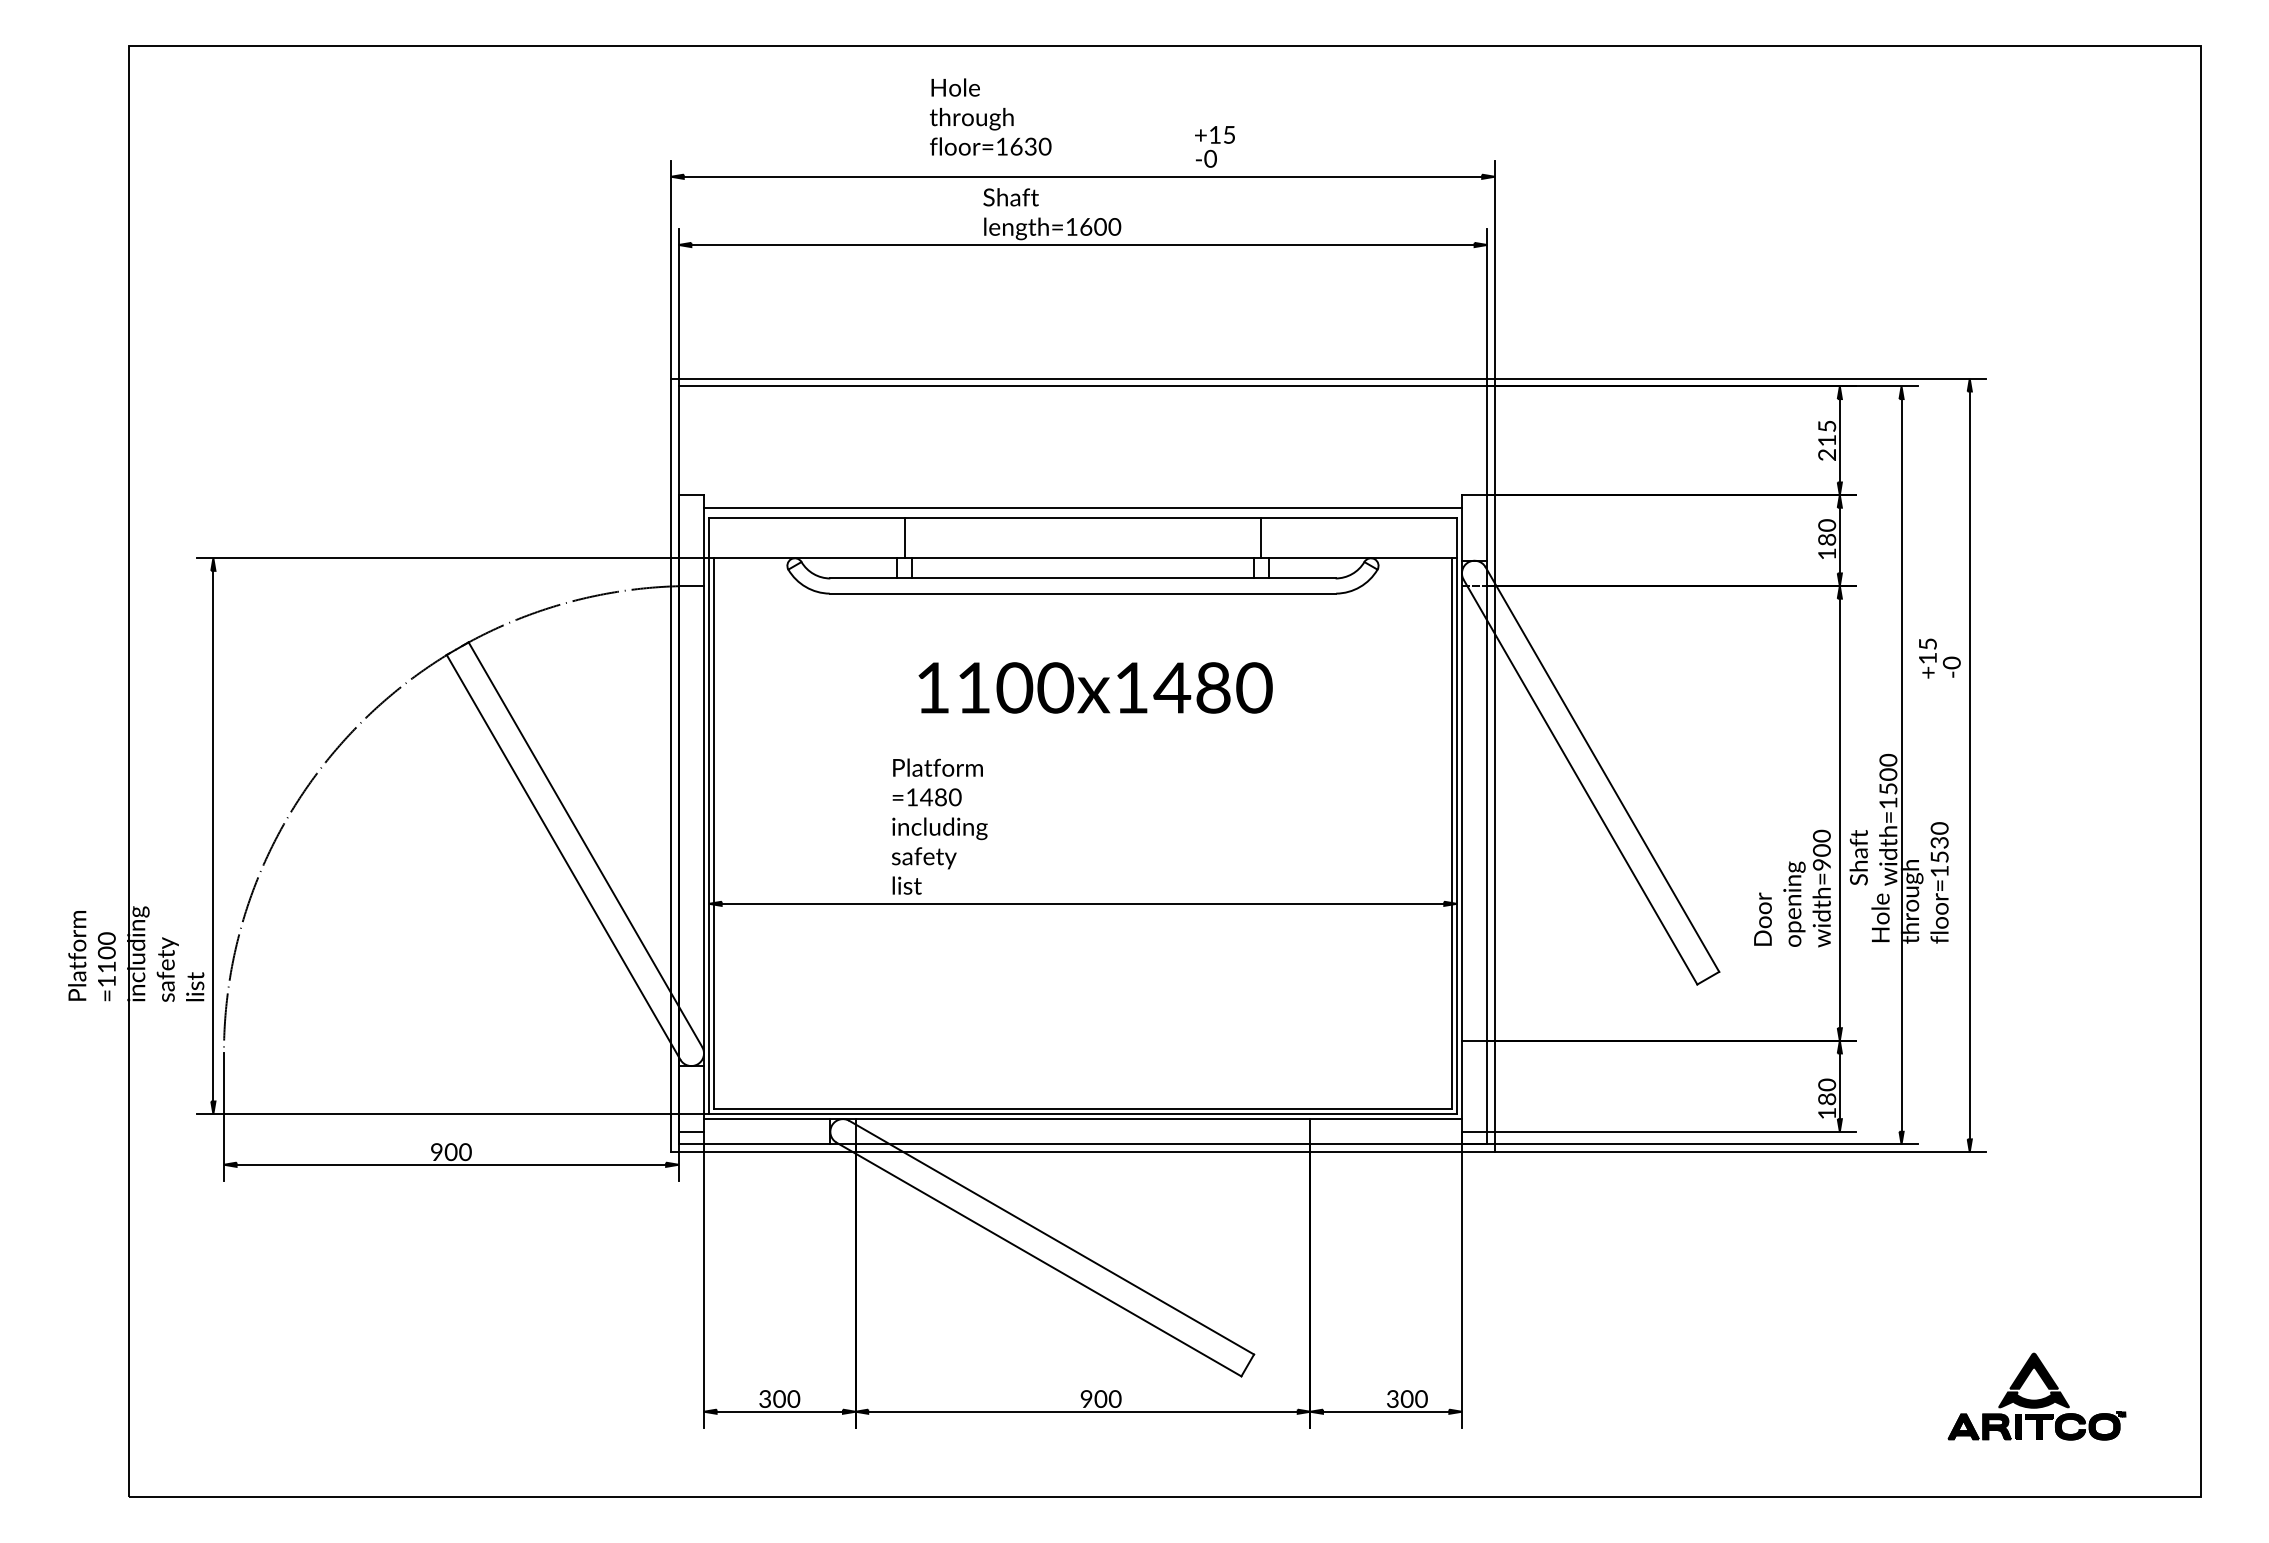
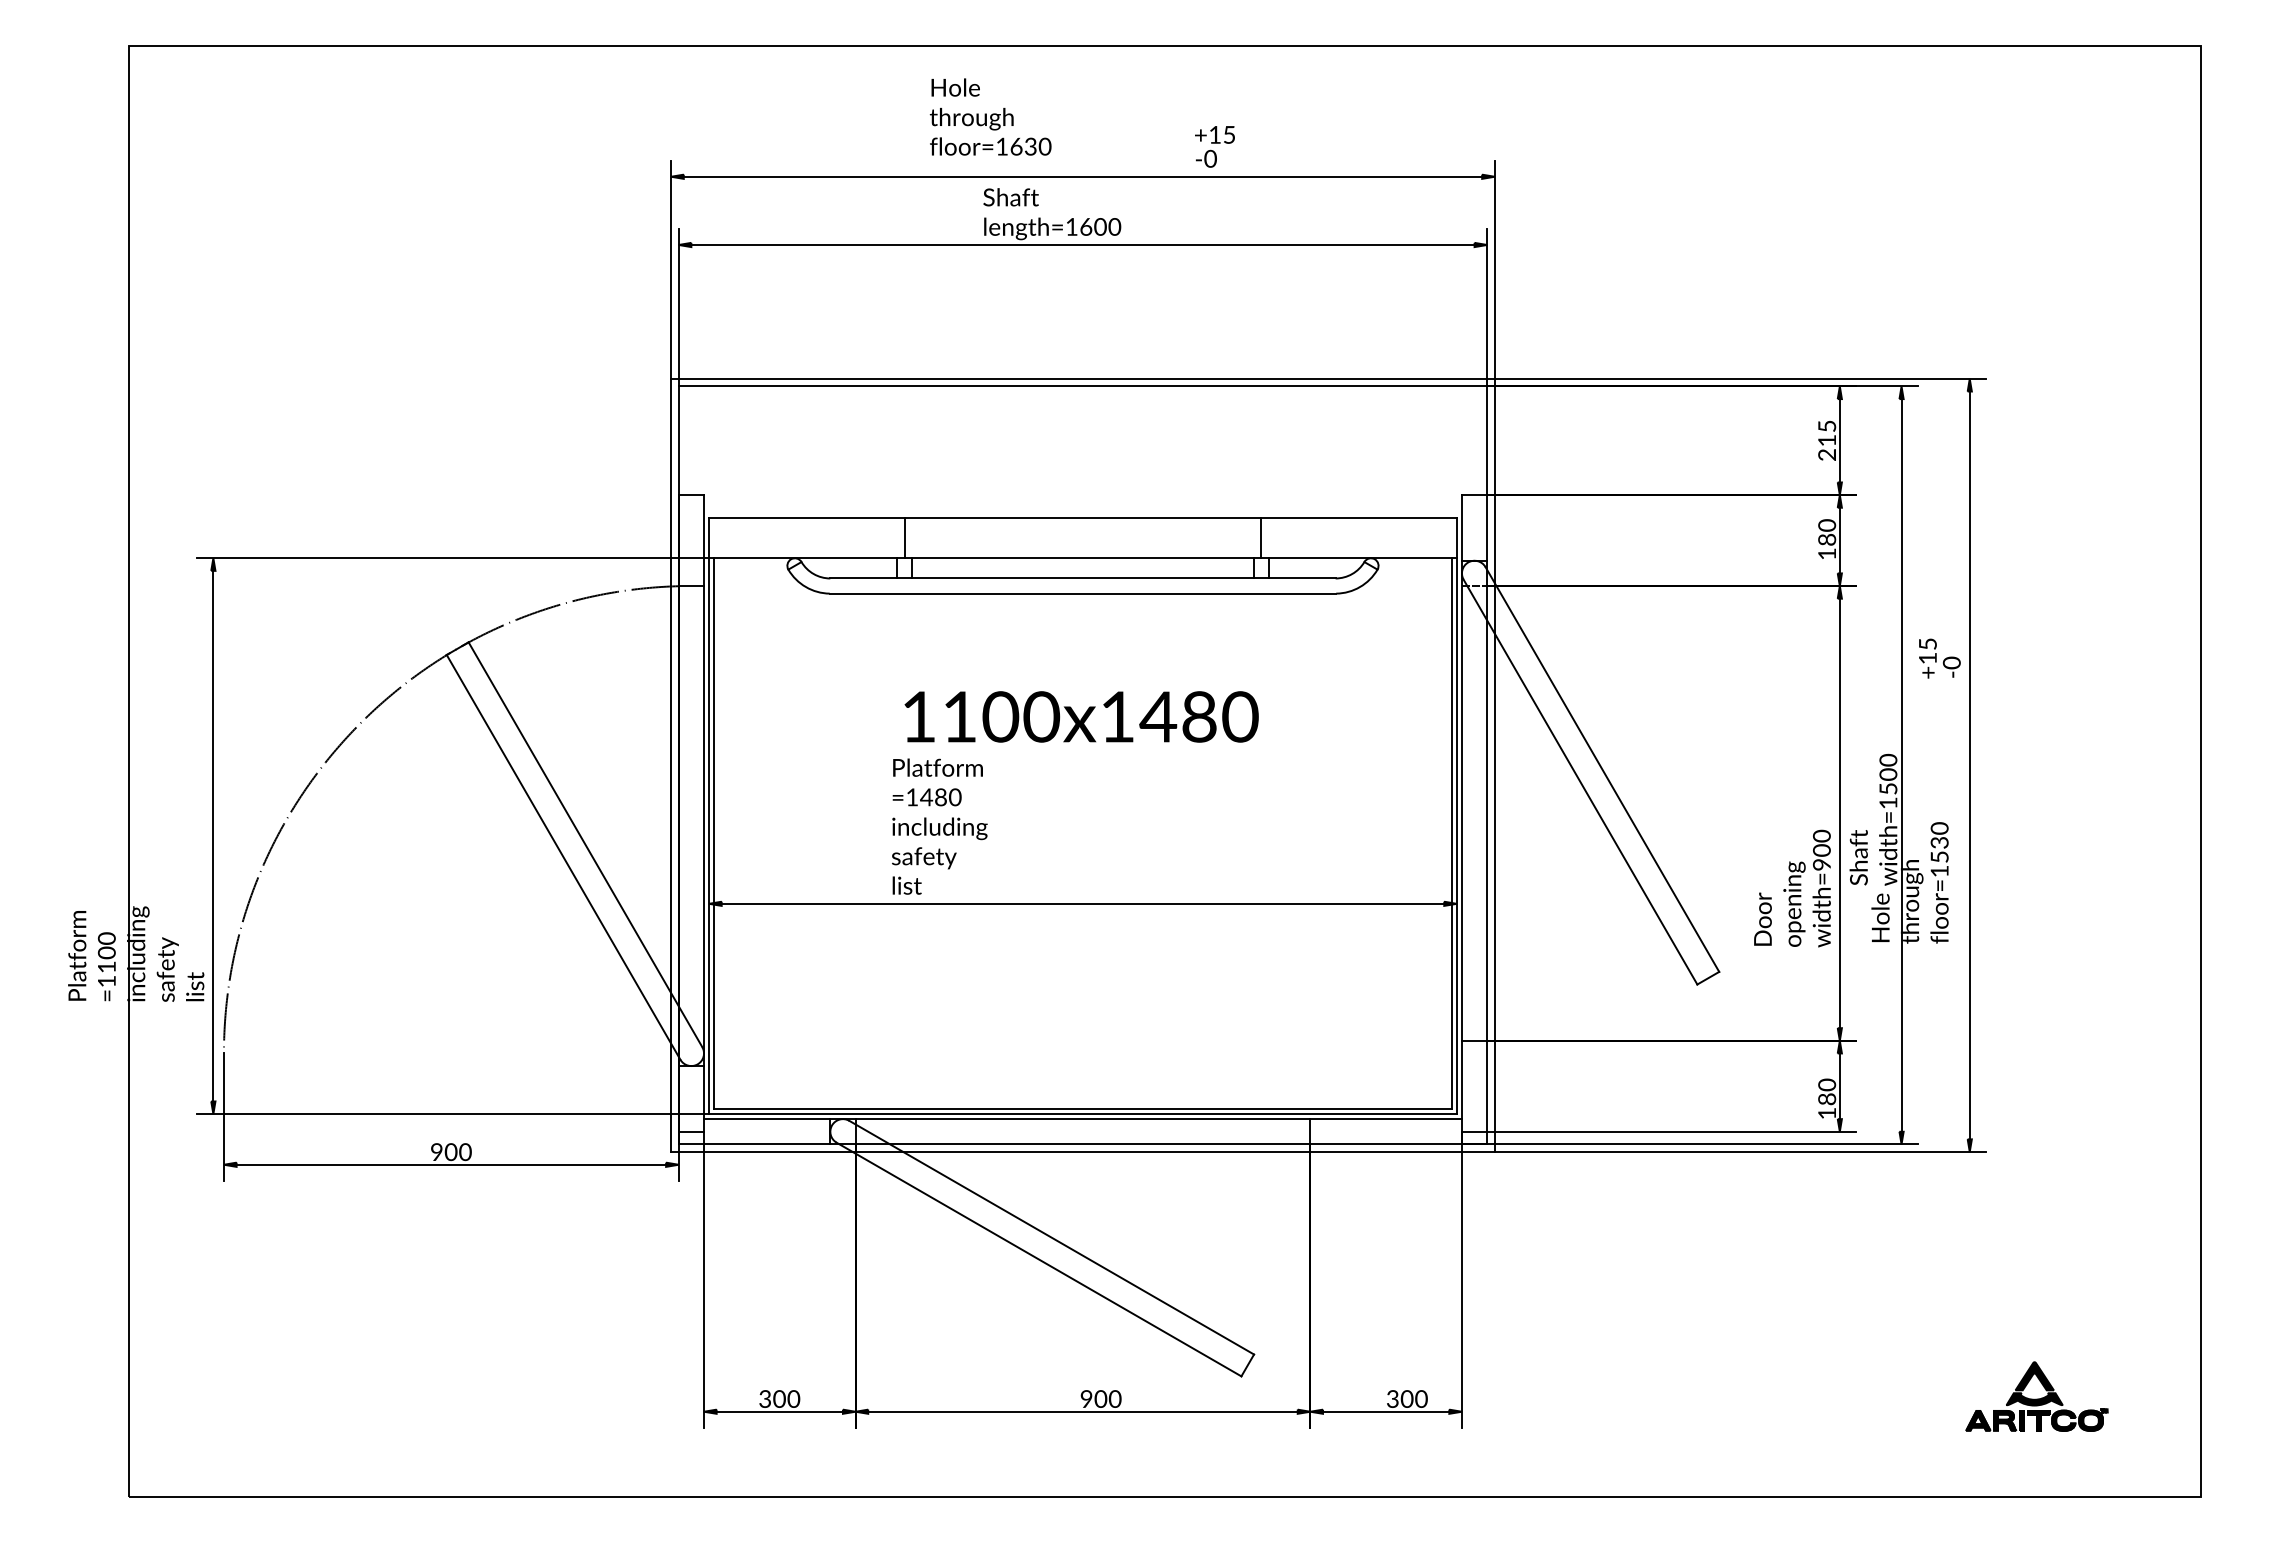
line: present -> none (1082, 507)
text position: (1095, 687) -> (1081, 716) (1081, 716)
part size: 180x89 px -> 144x71 px (2036, 1396)
